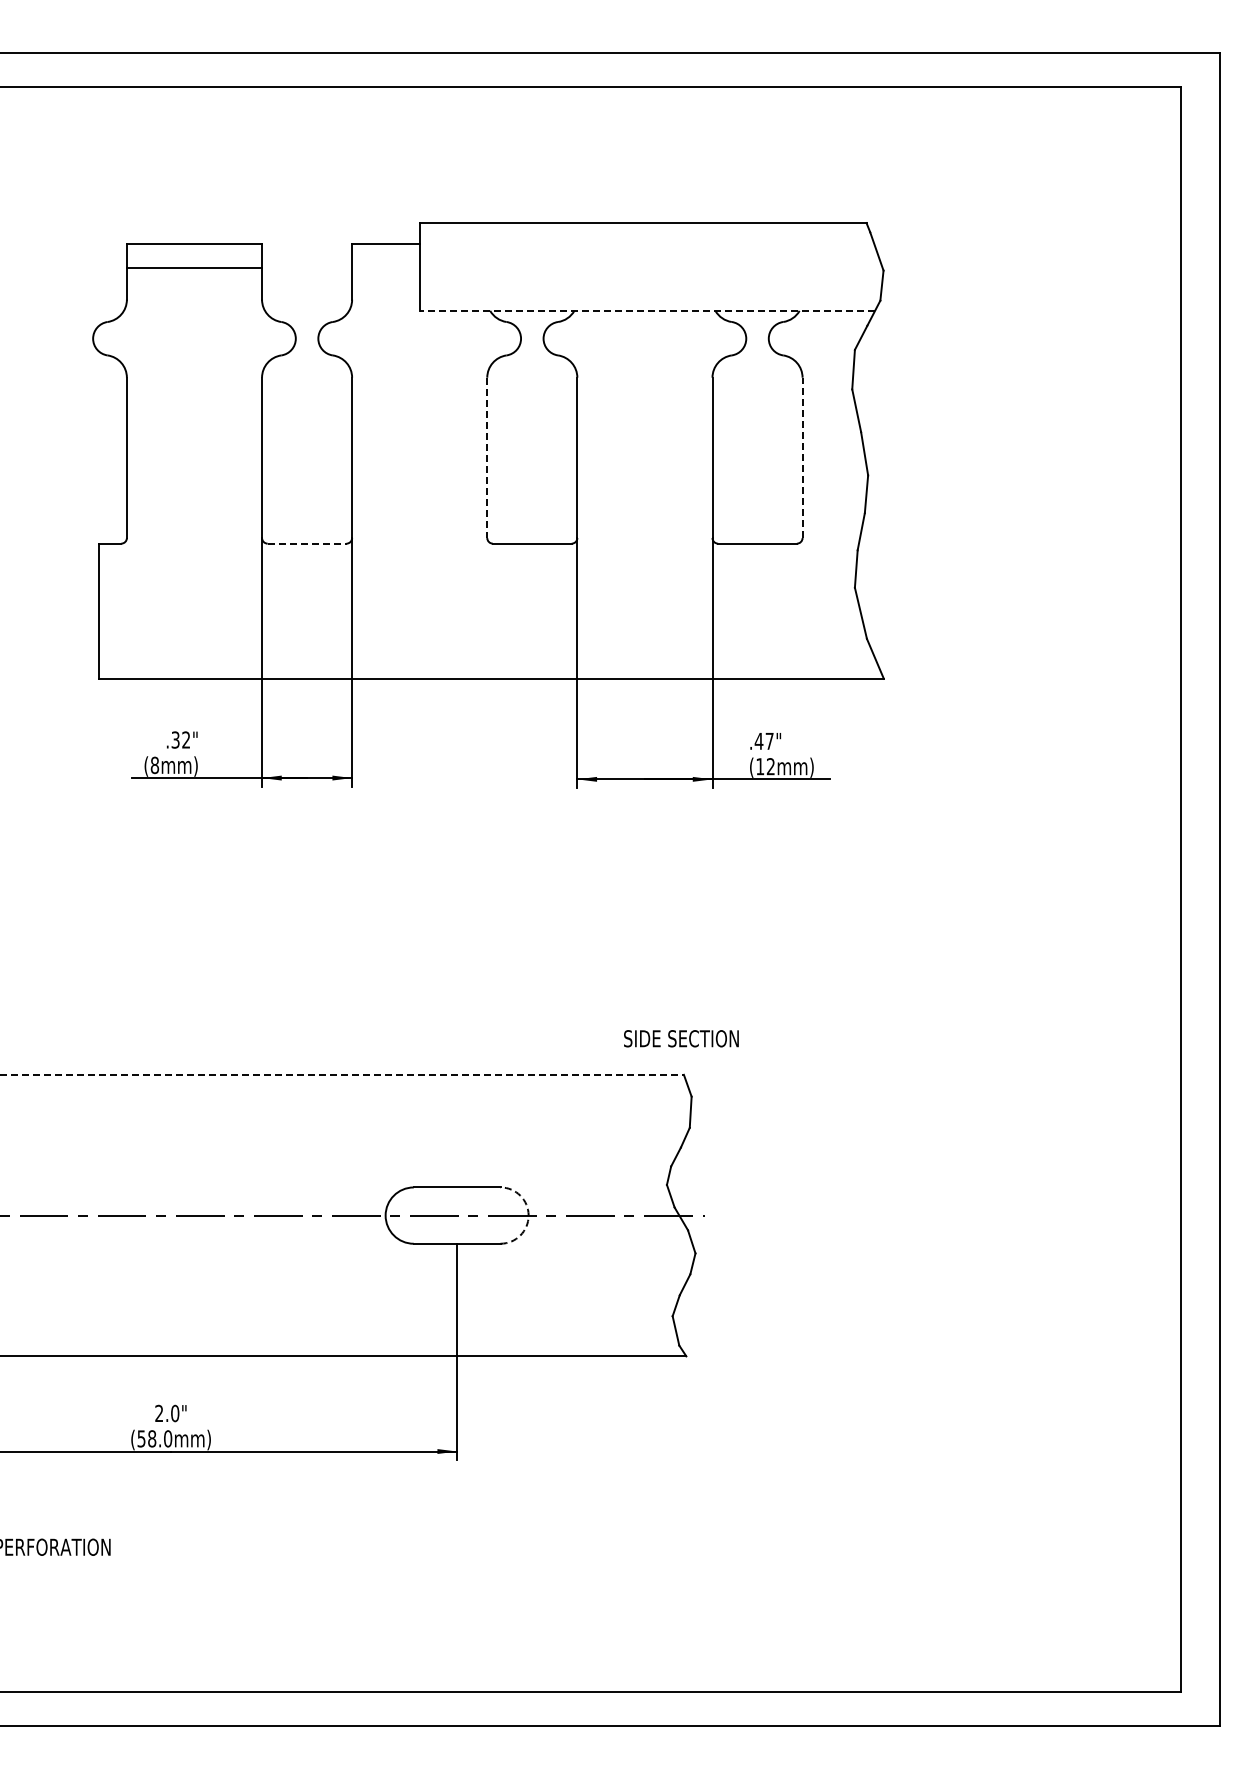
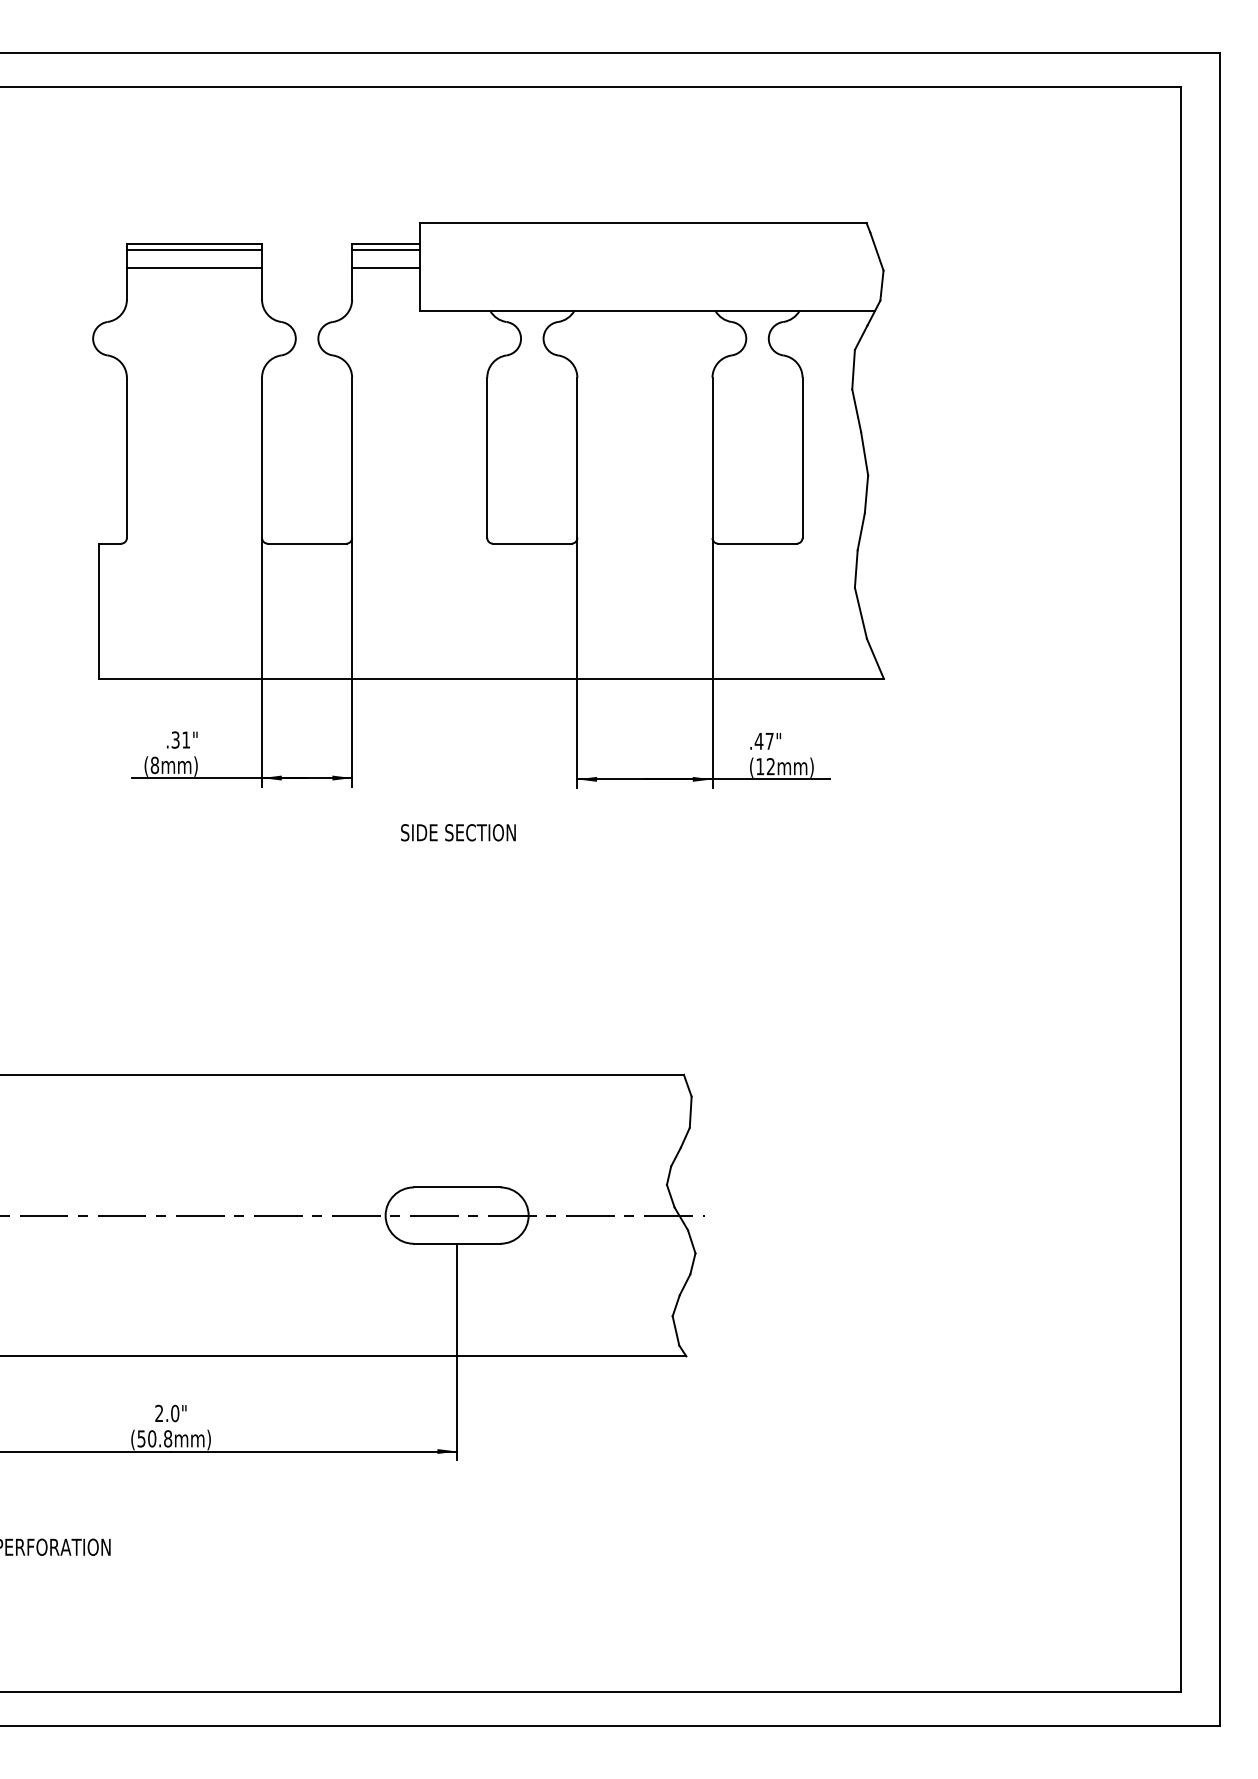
line: none -> present (194, 250)
line: none -> present (385, 250)
line: none -> present (385, 267)
line: dashed -> solid (647, 310)
line: dashed -> solid (802, 457)
line: dashed -> solid (487, 458)
line: dashed -> solid (307, 543)
text: .32" -> .31" (185, 739)
text position: (681, 1038) -> (458, 832) (458, 832)
line: dashed -> solid (342, 1074)
arc: dashed -> solid (528, 1215)
text: (58.0mm) -> (50.8mm) (160, 1438)
